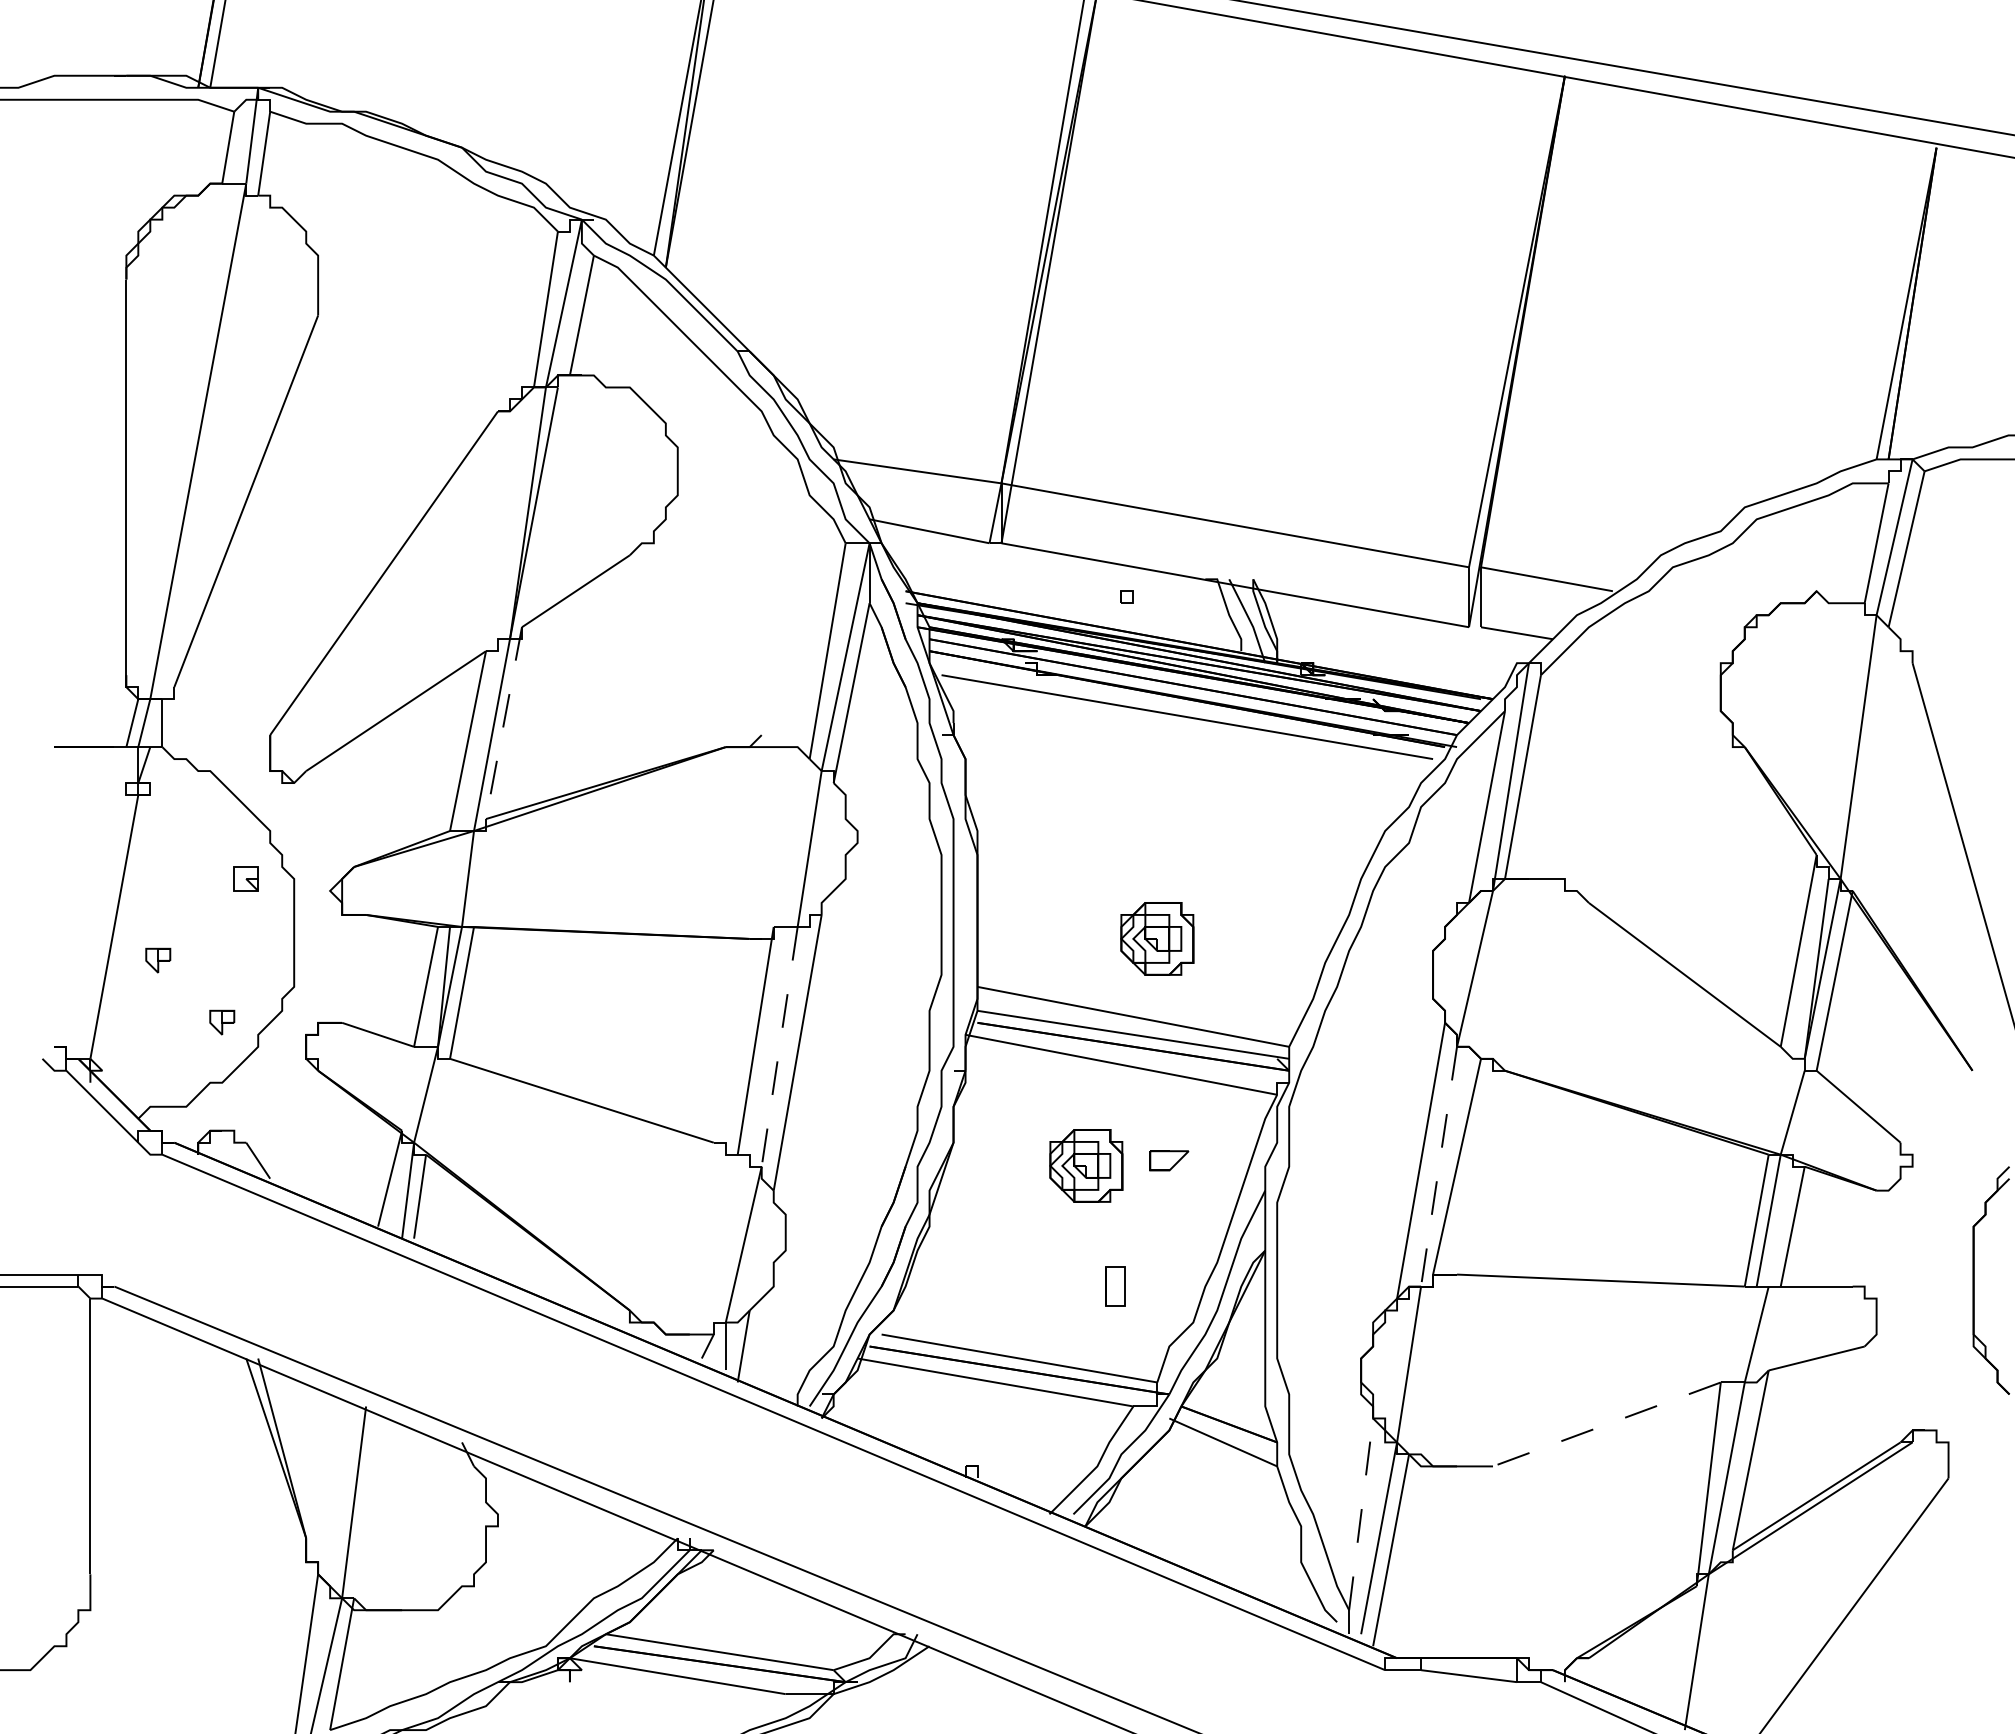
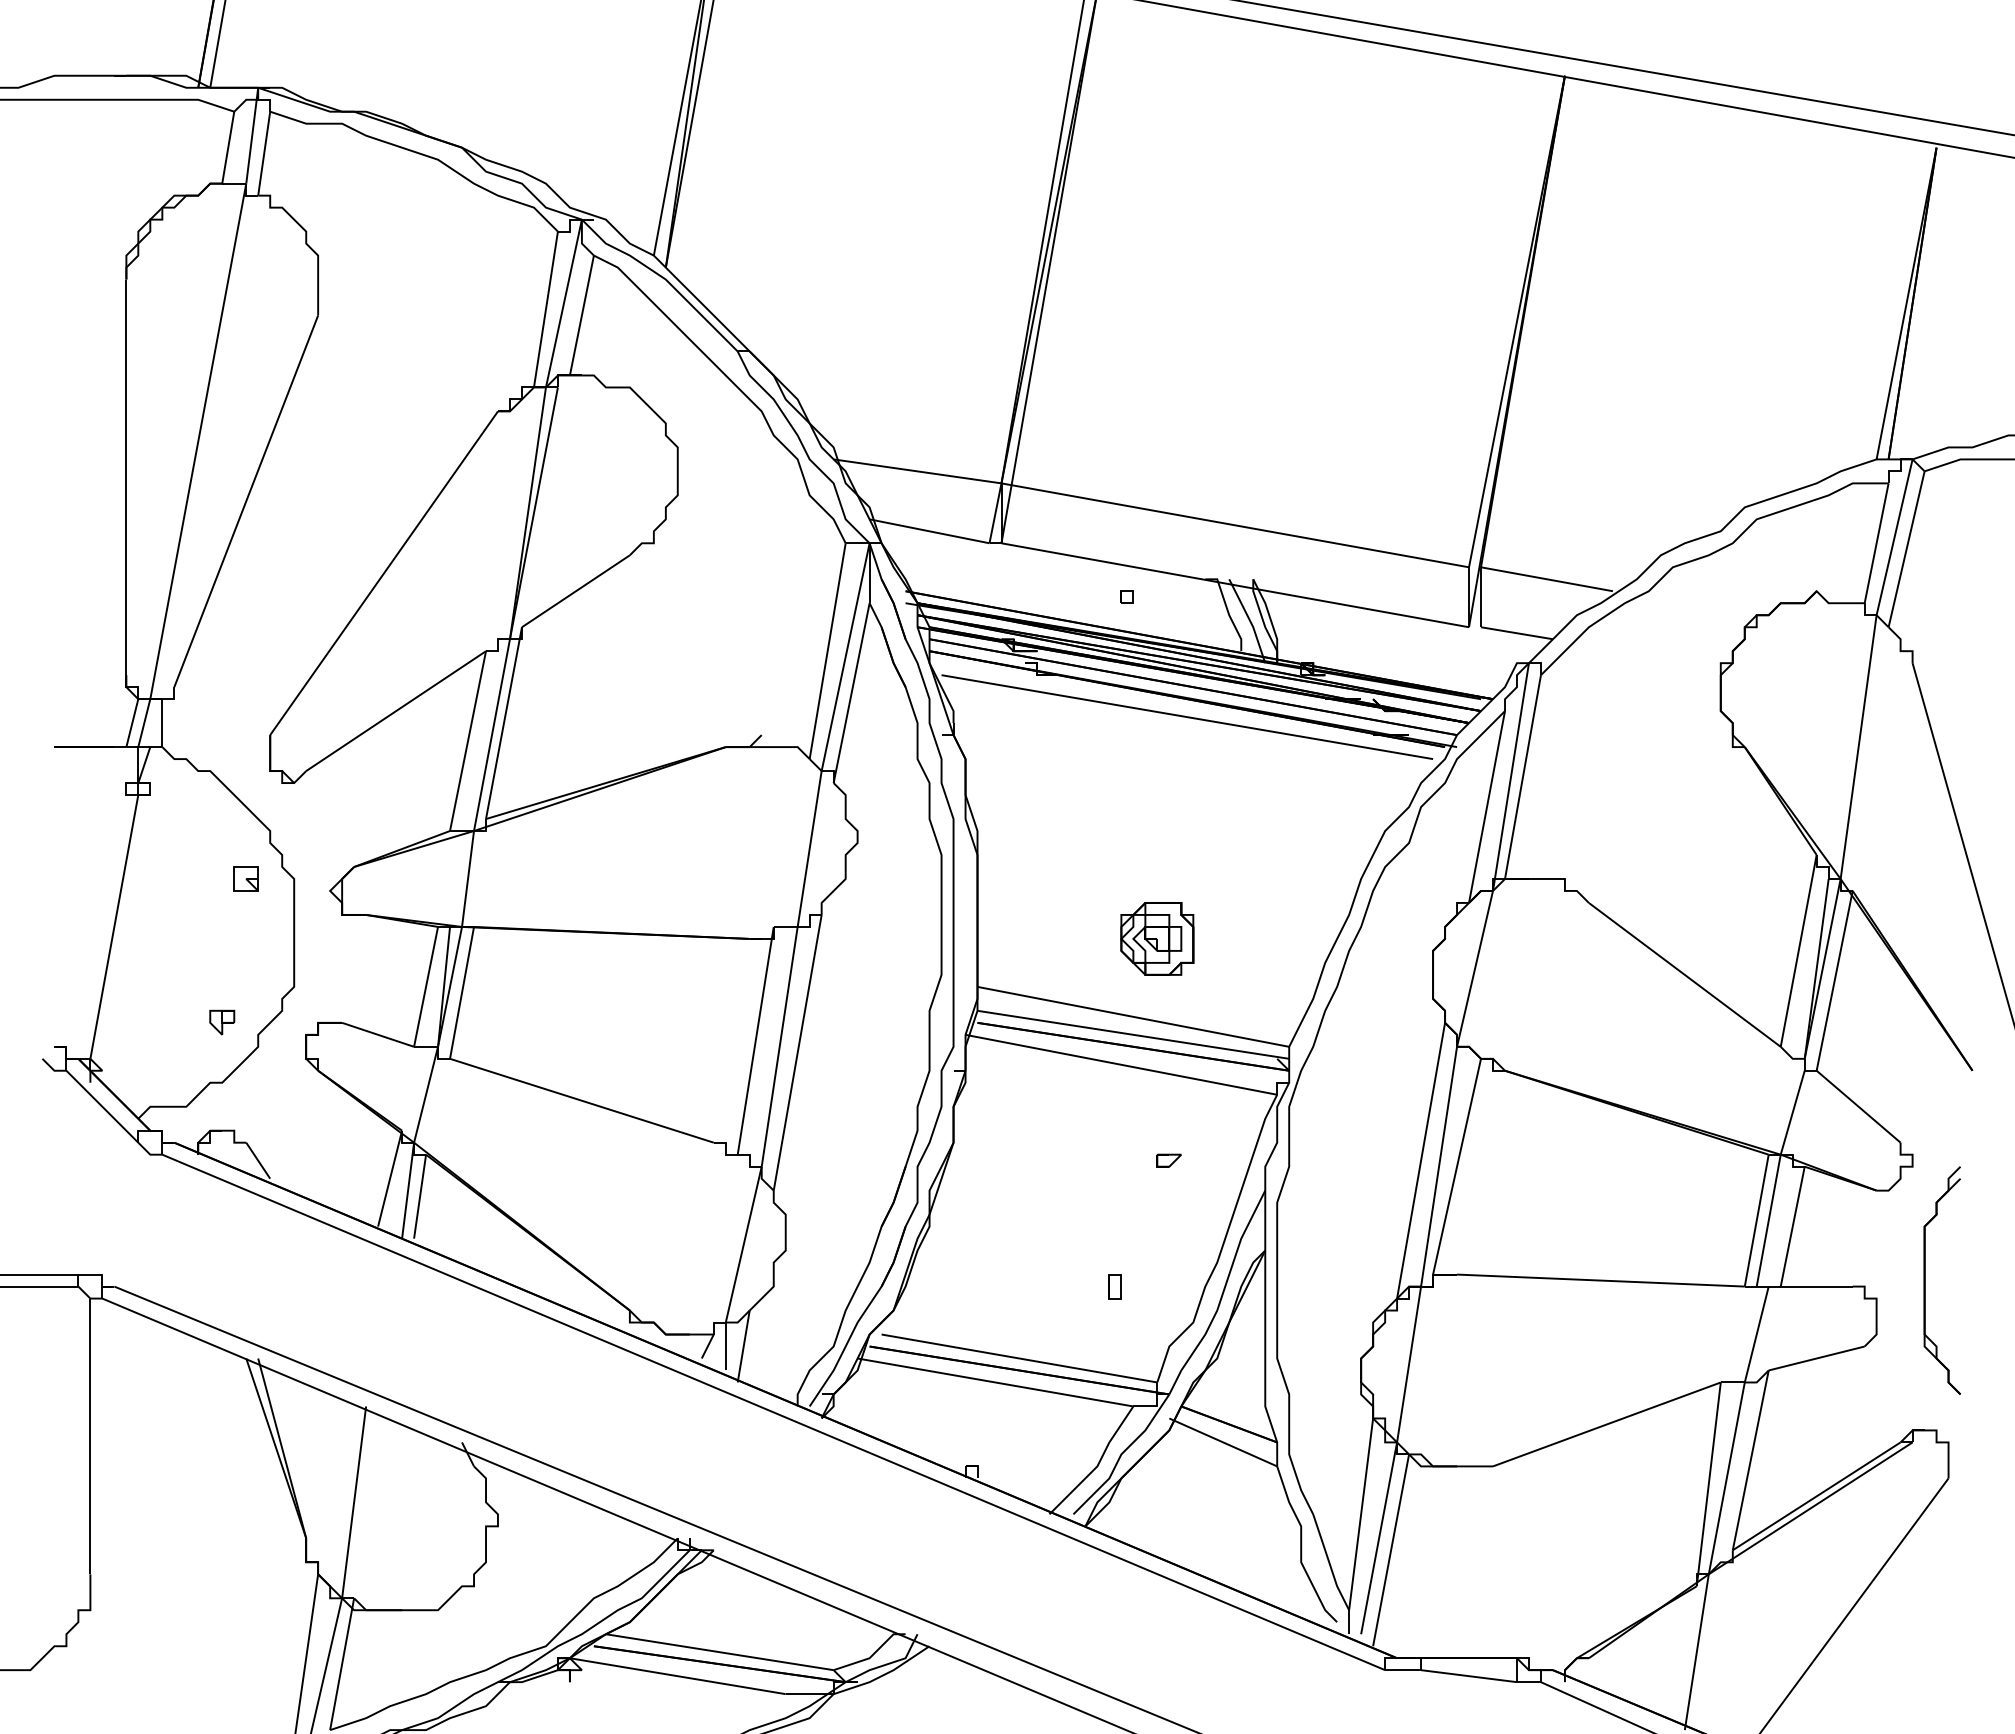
line: dashed -> solid (504, 723)
part: present -> none (158, 960)
line: dashed -> solid (779, 1047)
part size: 41x22 px -> 26x15 px (1168, 1160)
part: present -> none (1086, 1165)
line: dashed -> solid (1438, 1167)
part position: (1974, 1280) -> (1925, 1280) (1925, 1280)
part size: 21x41 px -> 14x26 px (1114, 1286)
line: dashed -> solid (1606, 1424)
line: dashed -> solid (1361, 1514)
